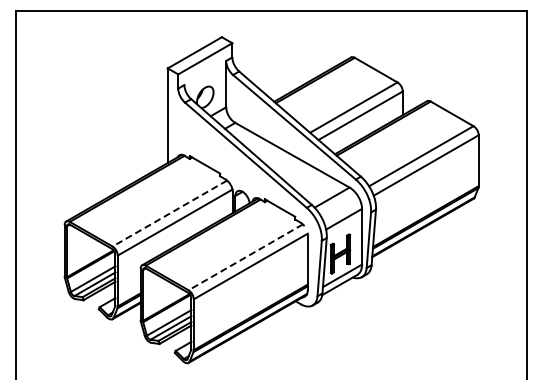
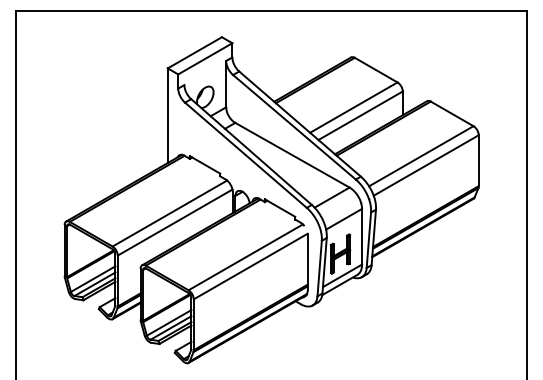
line: dashed -> solid (169, 213)
line: dashed -> solid (245, 257)
